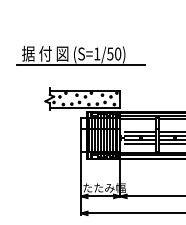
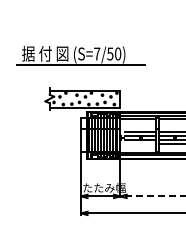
text: (S=1/50) -> (S=7/50) (97, 53)
line: present -> none (140, 144)
line: solid -> dashed (152, 196)
